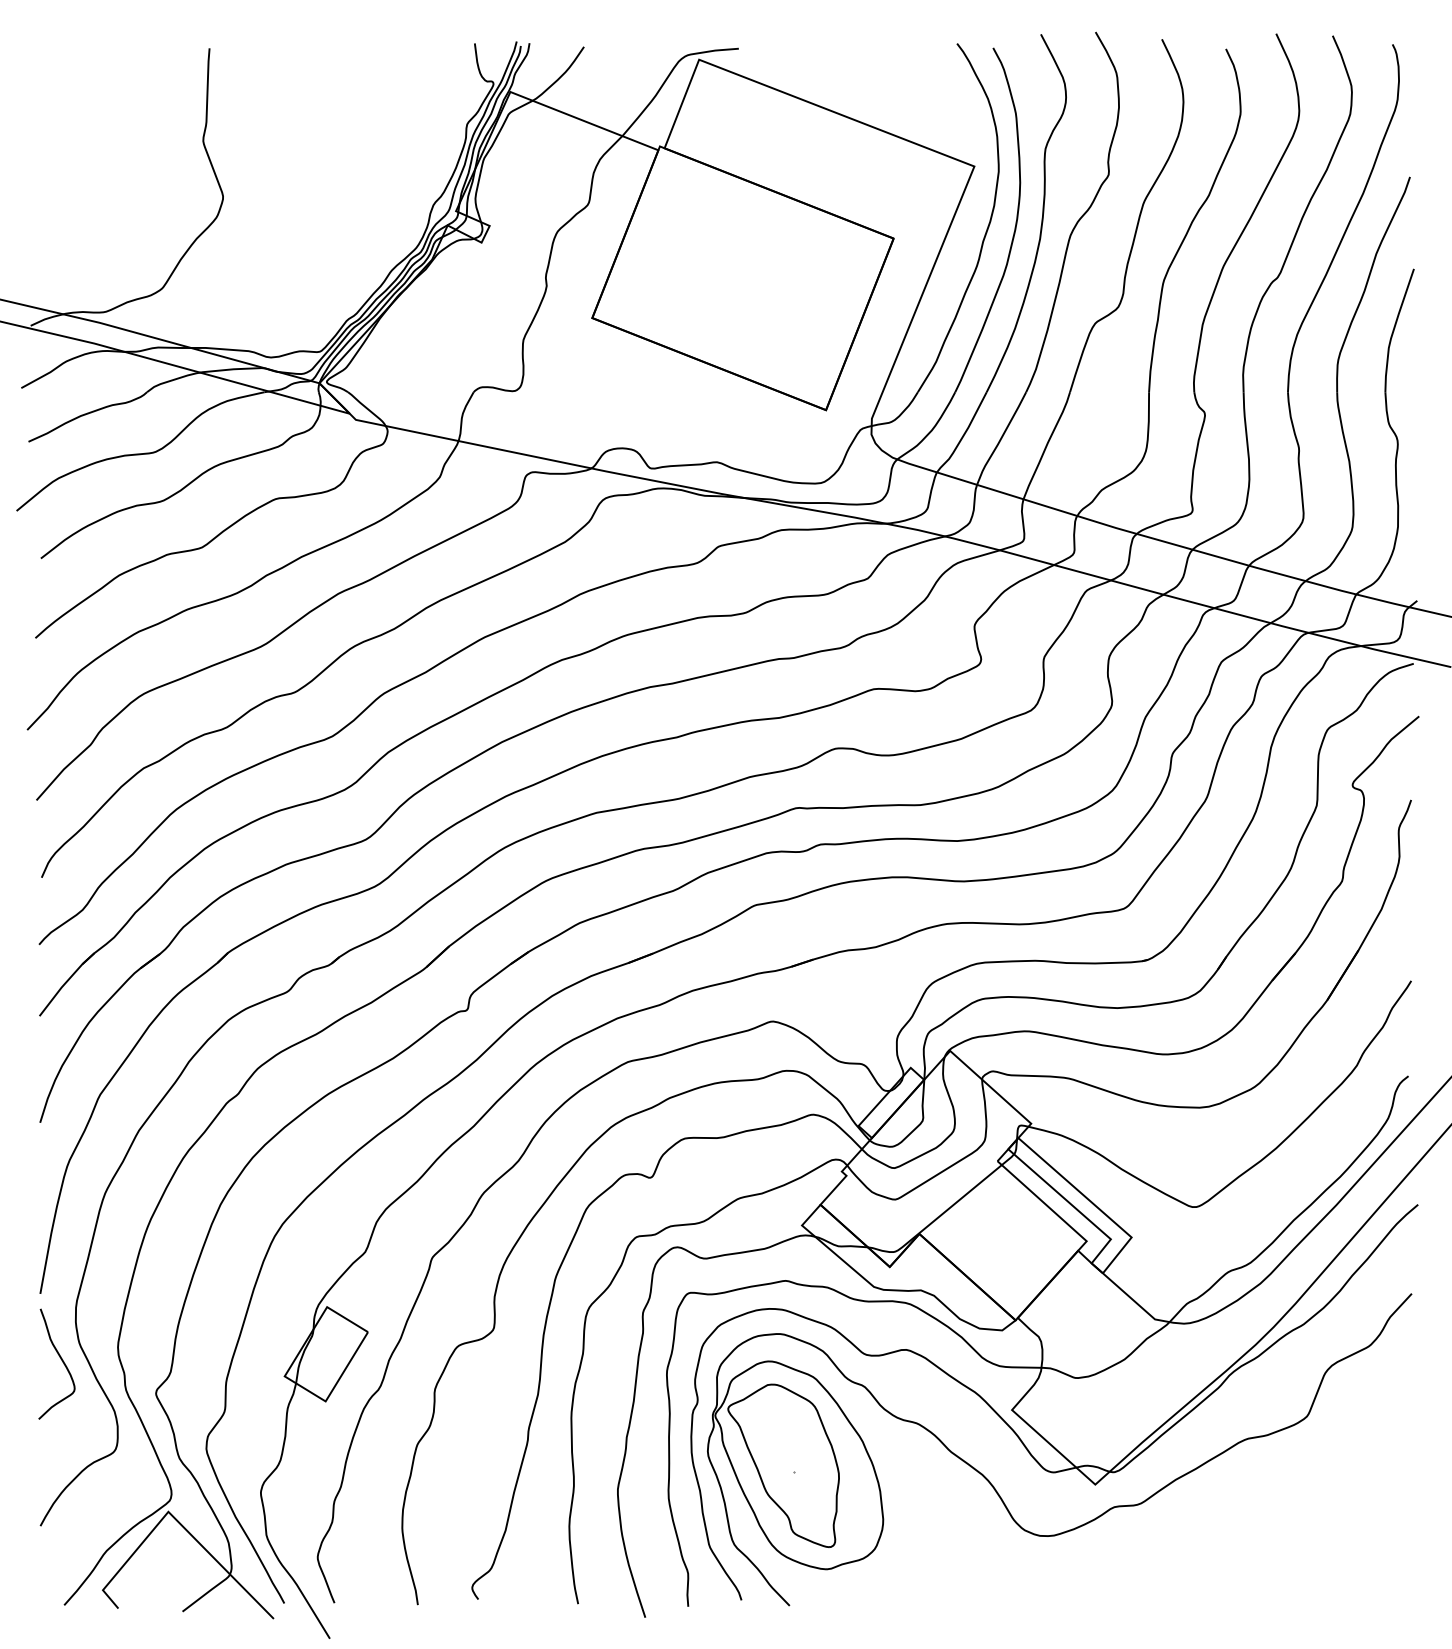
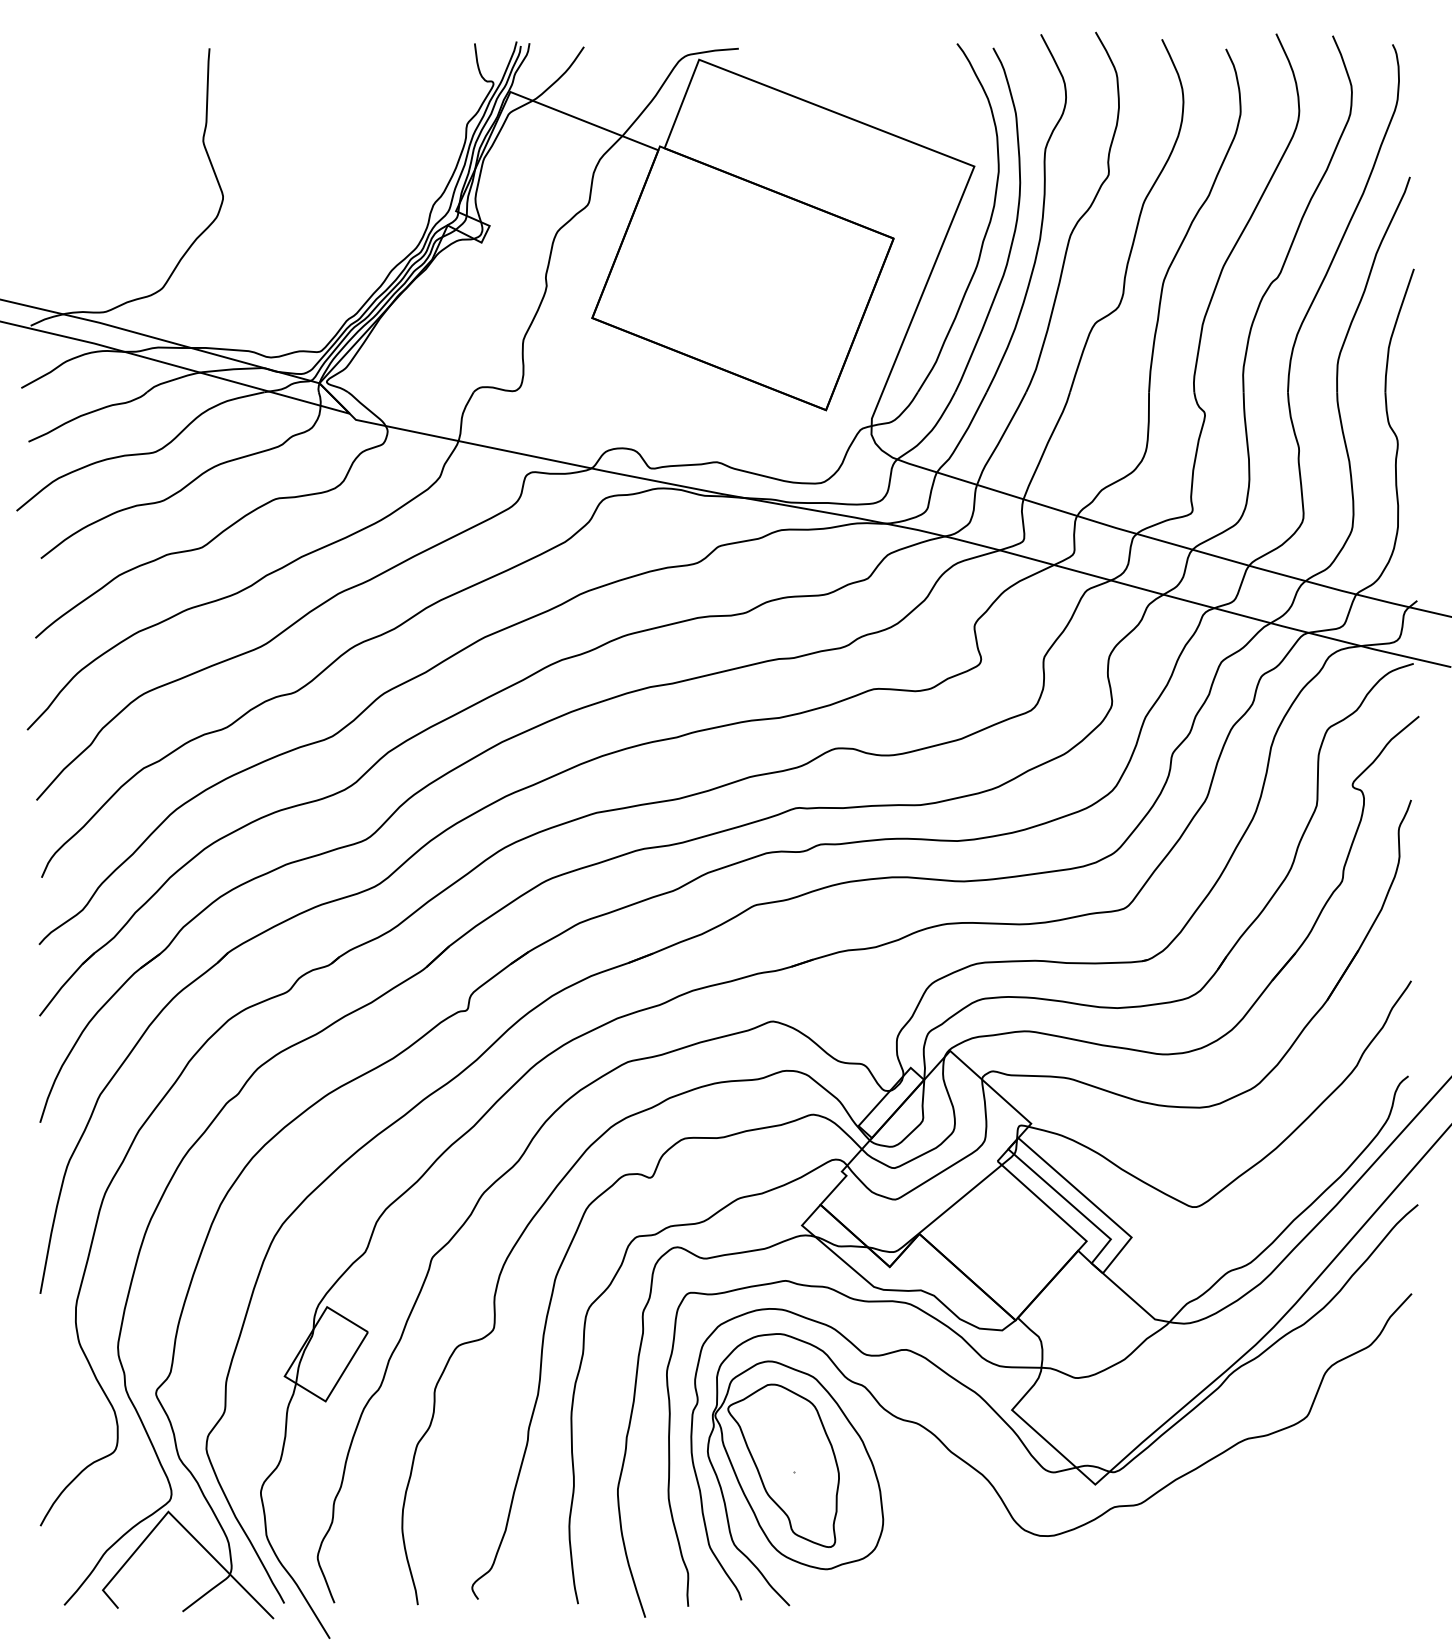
curve: present -> none (60, 1359)
